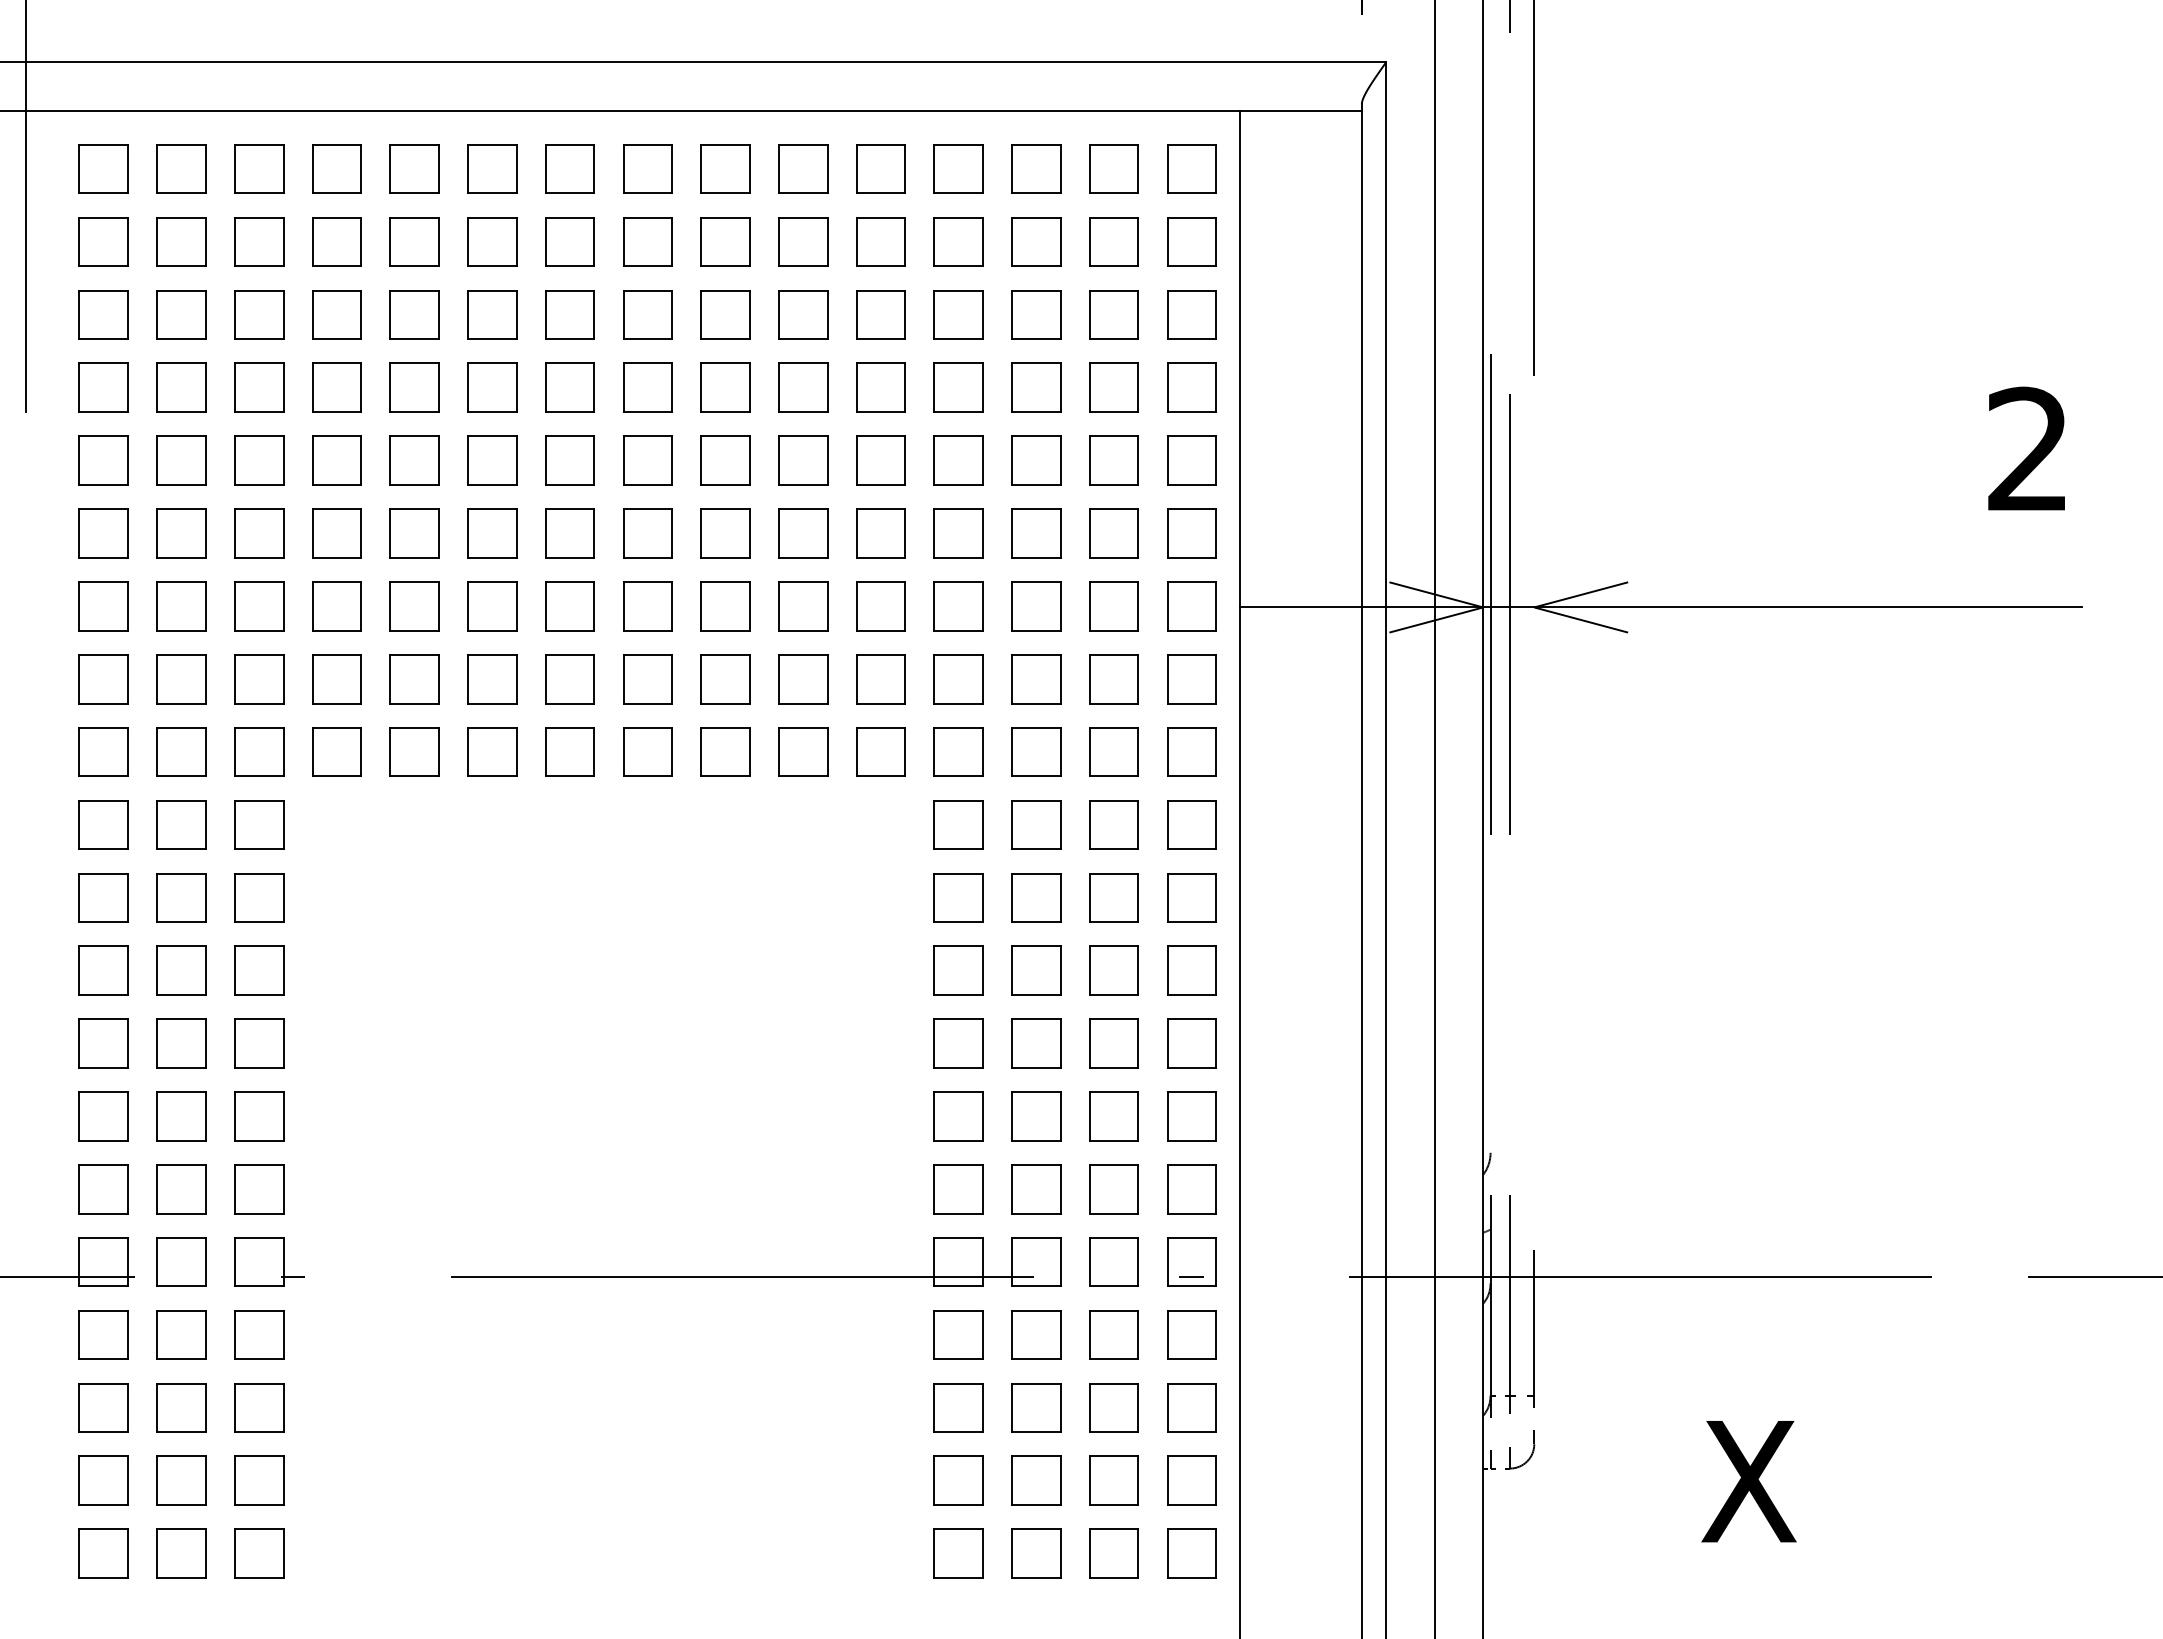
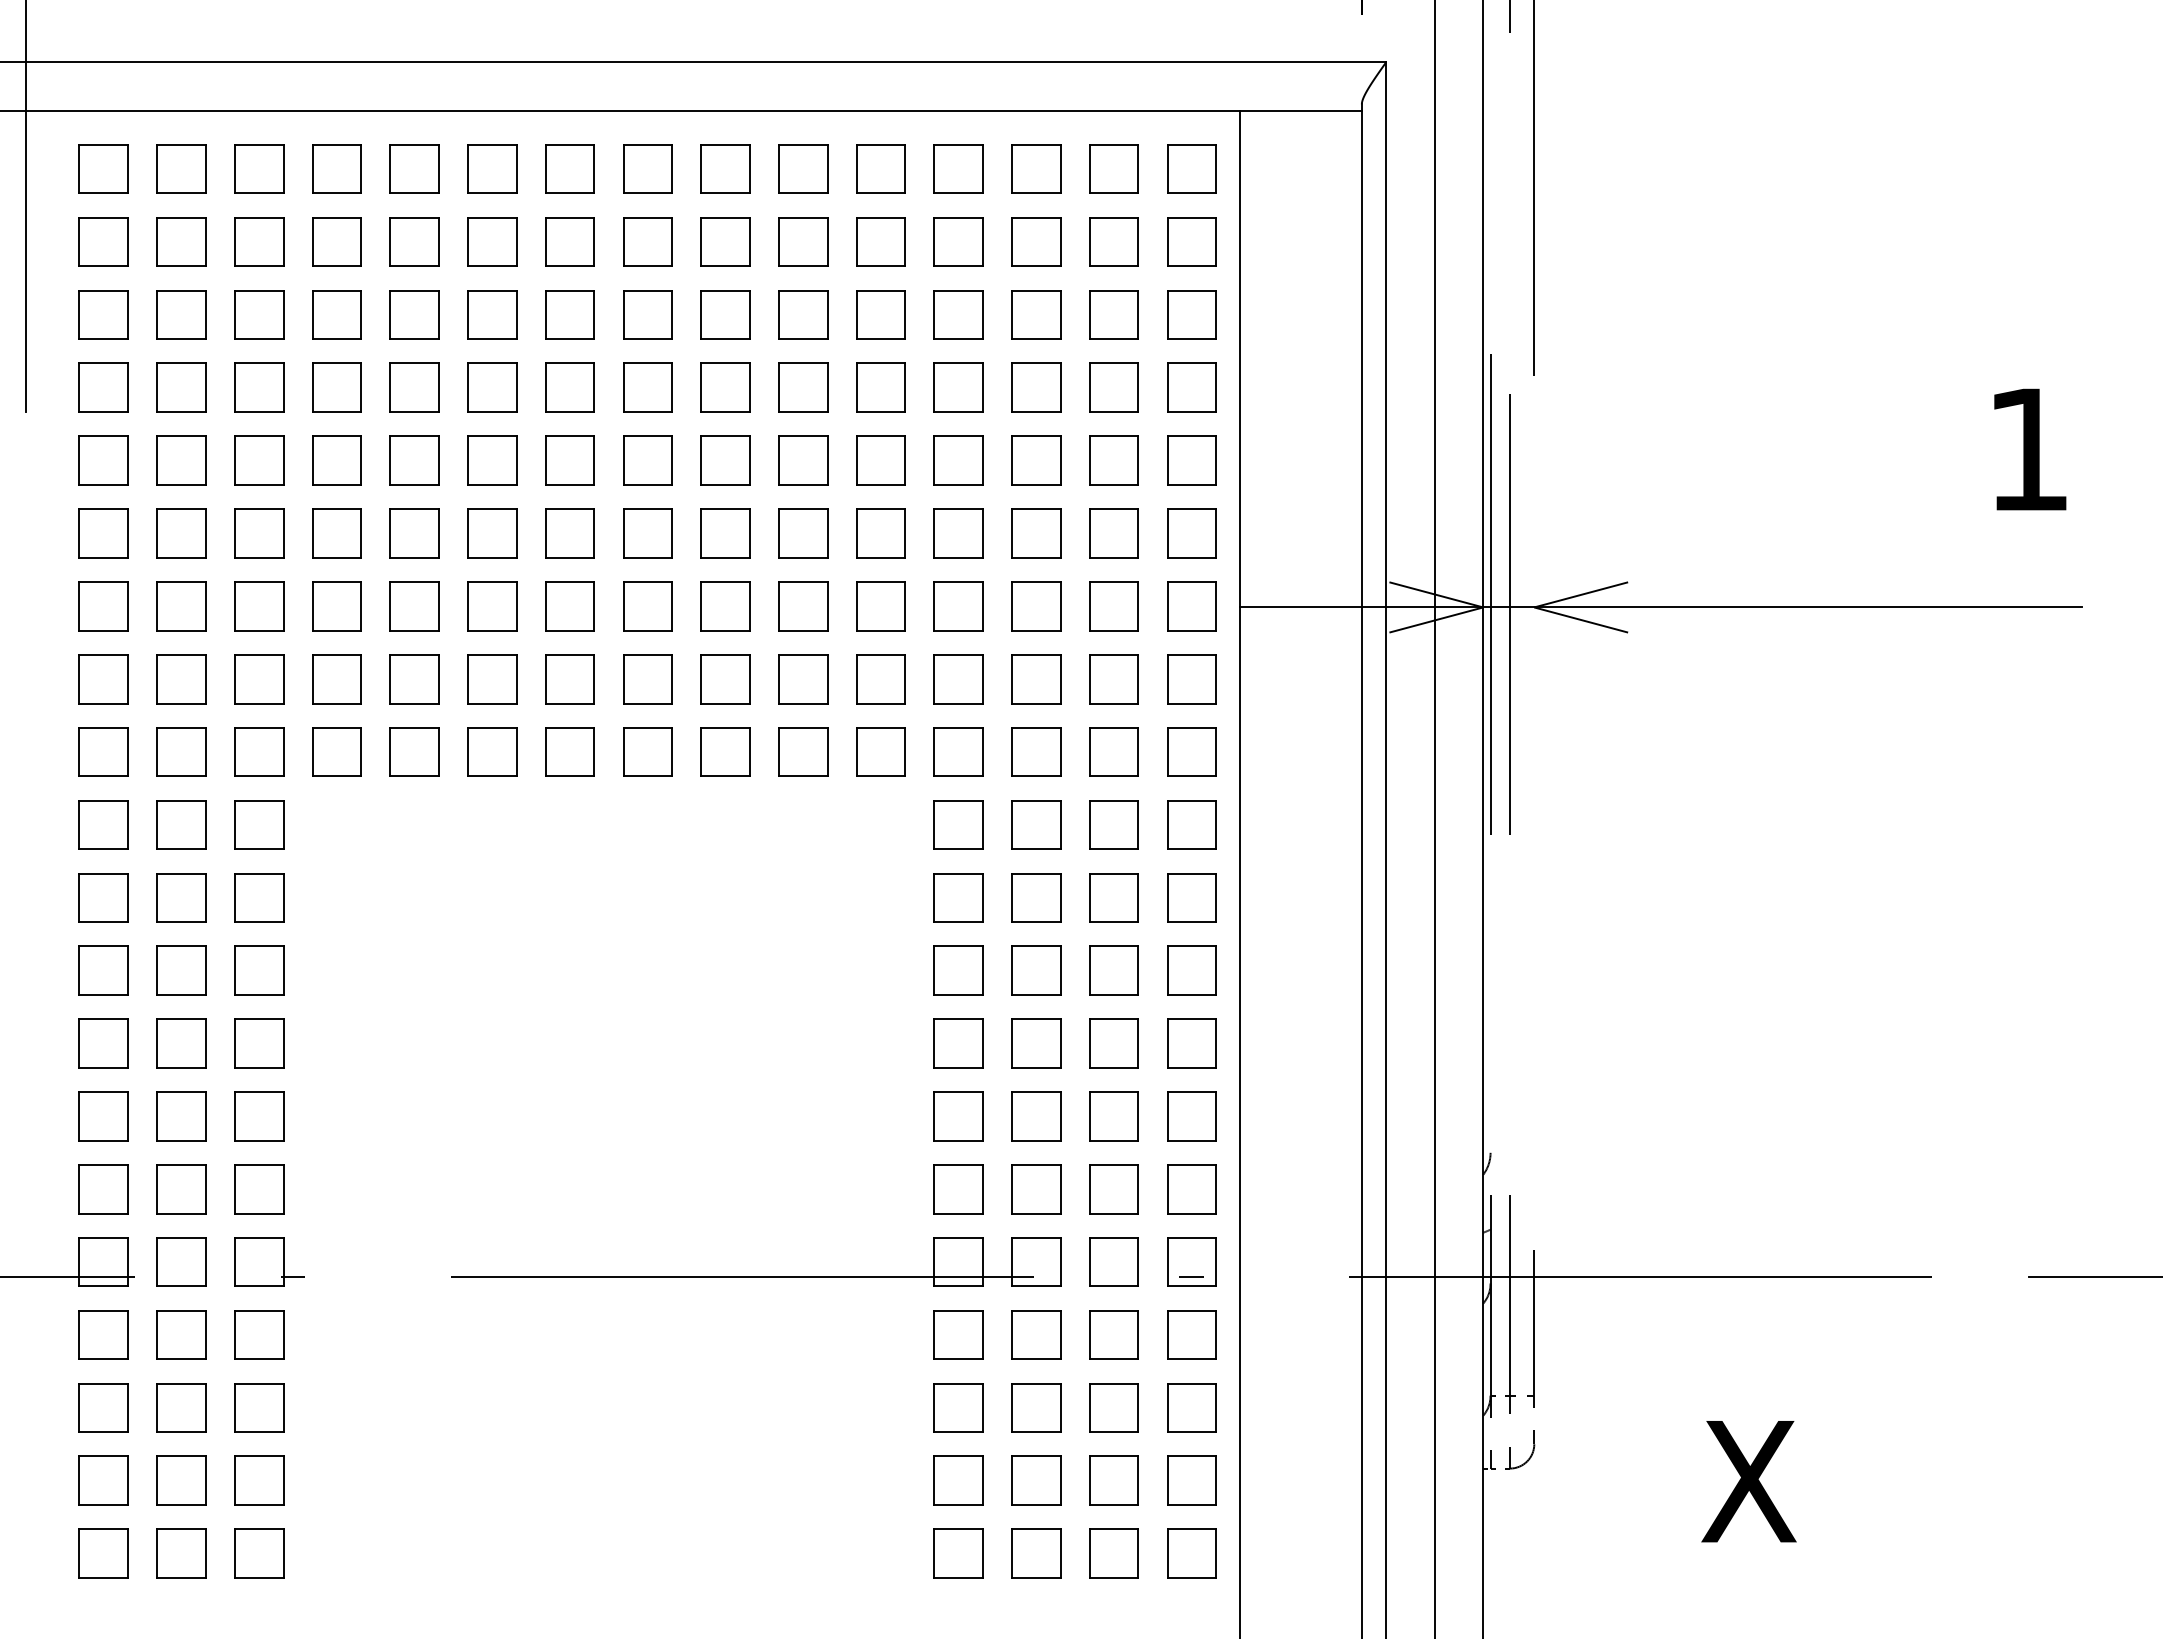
text: 2 -> 1 (2027, 448)
